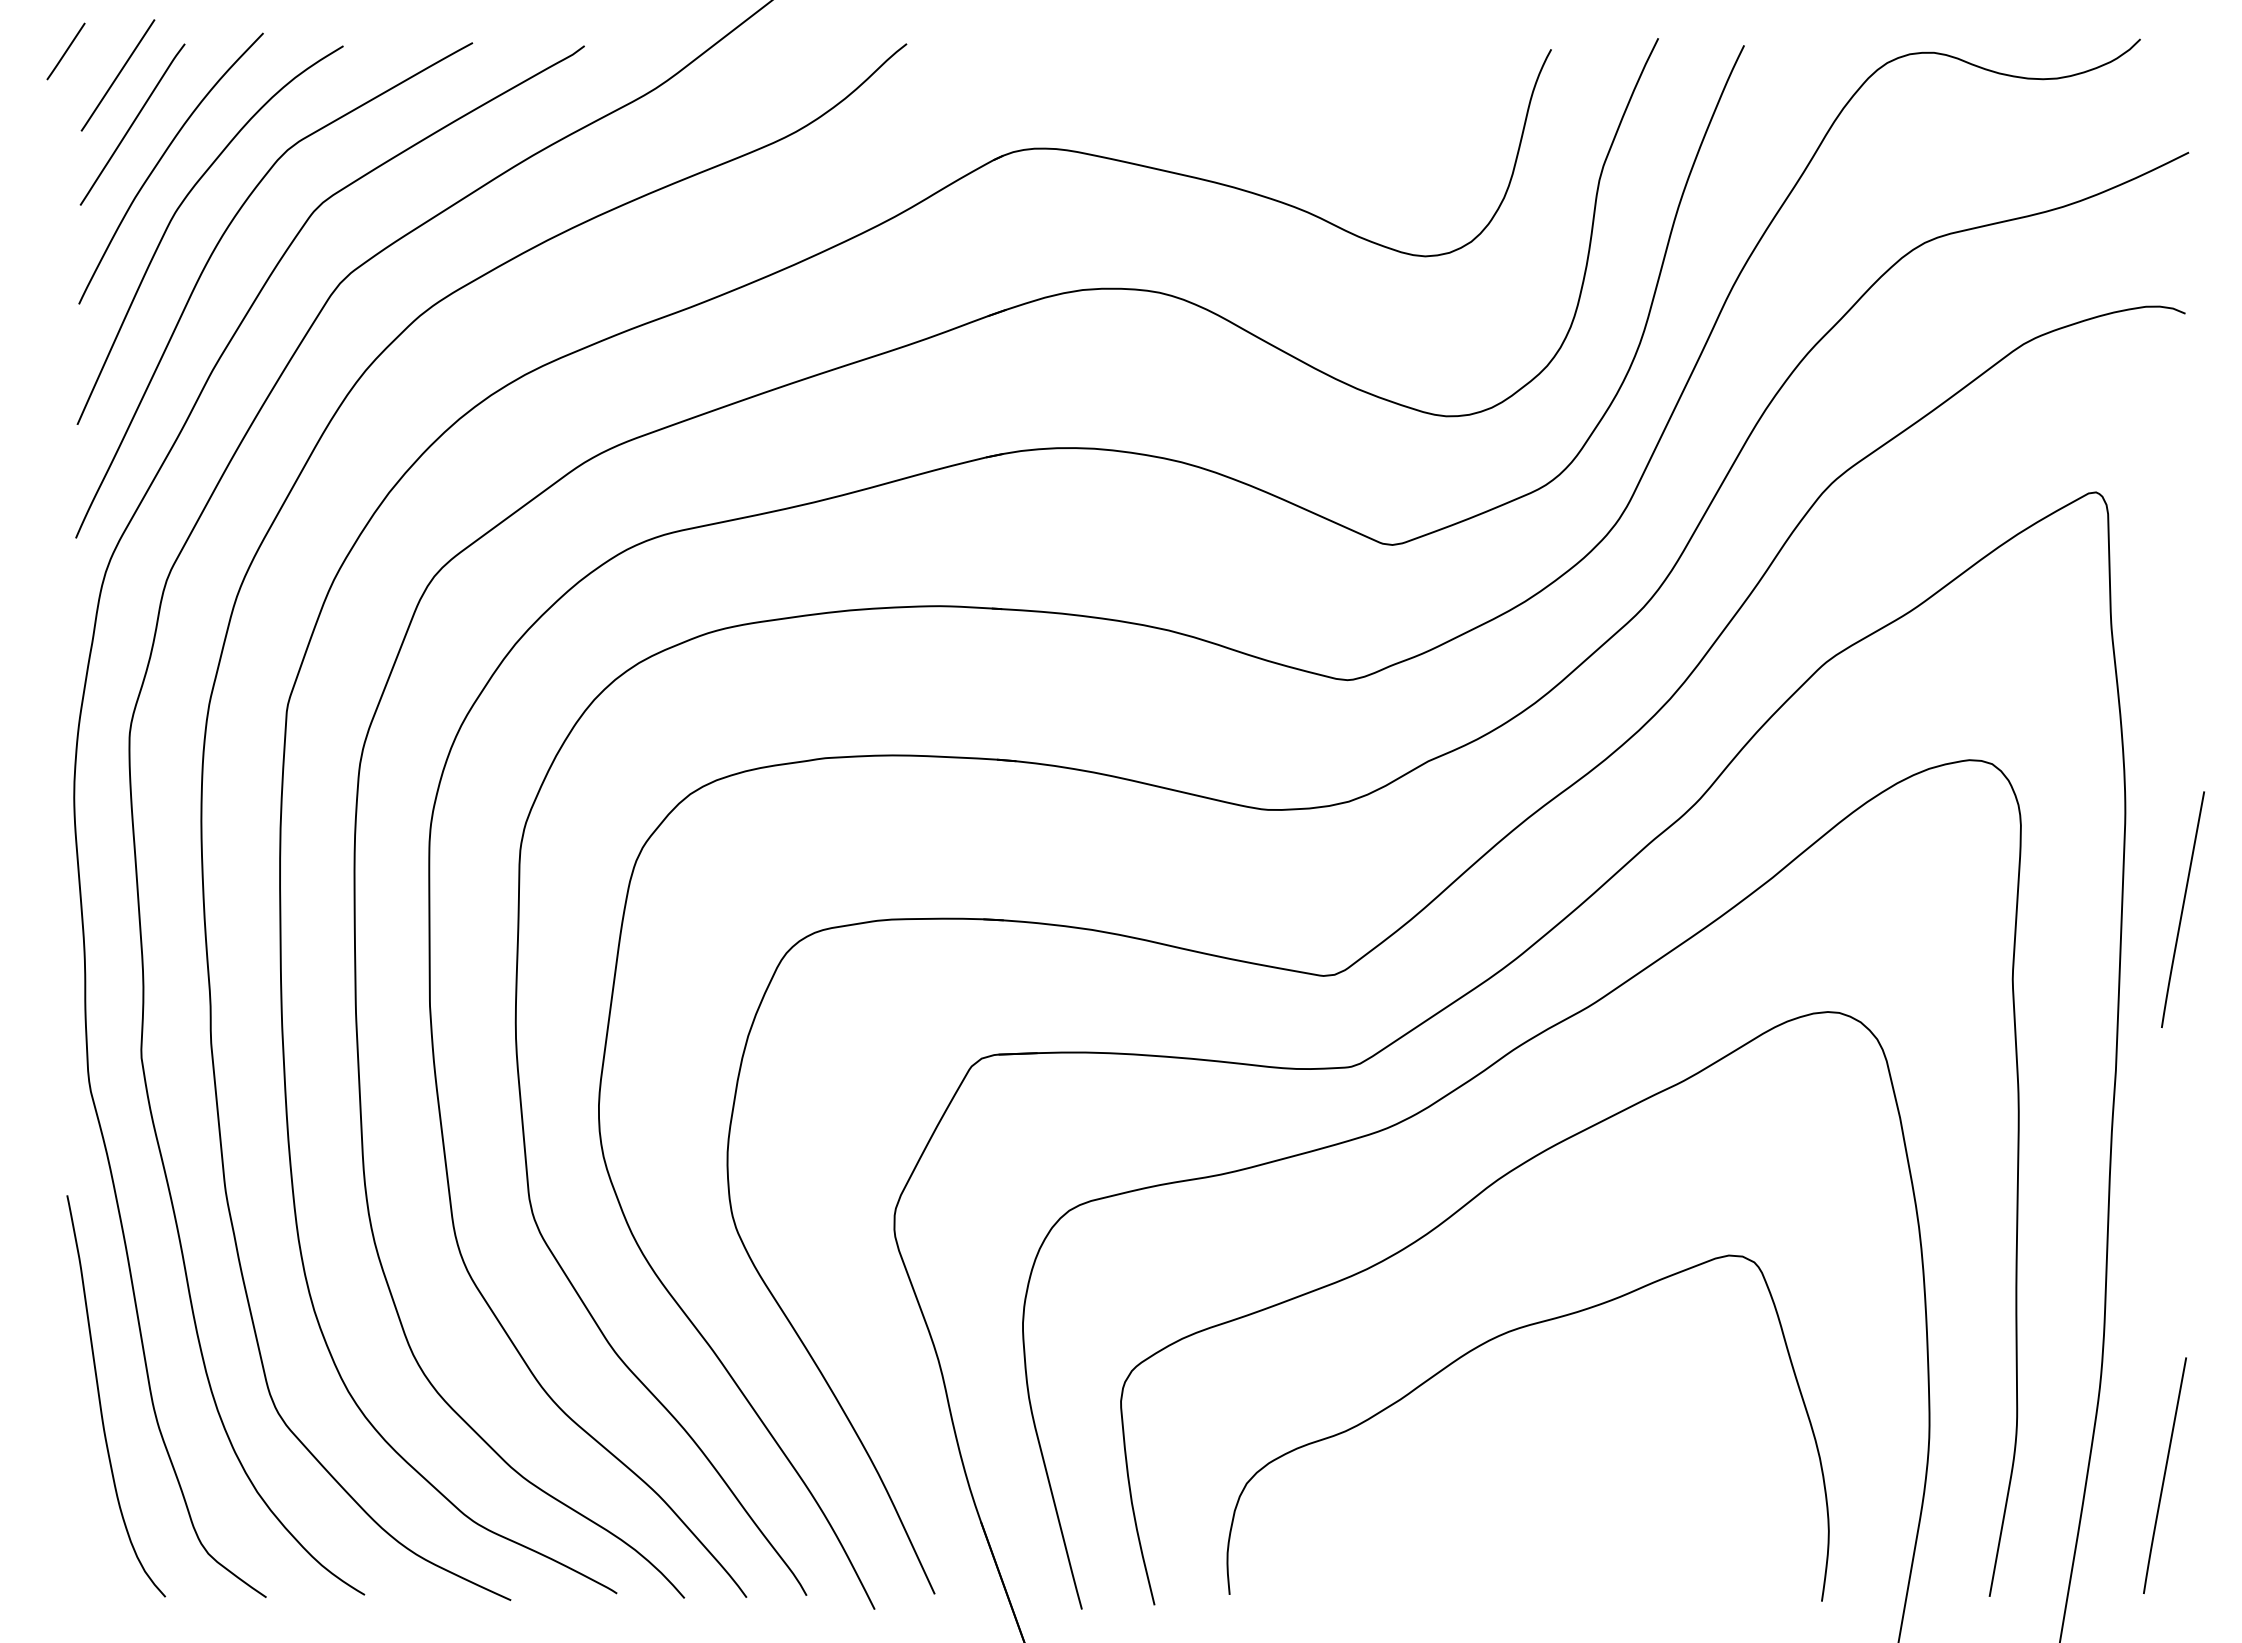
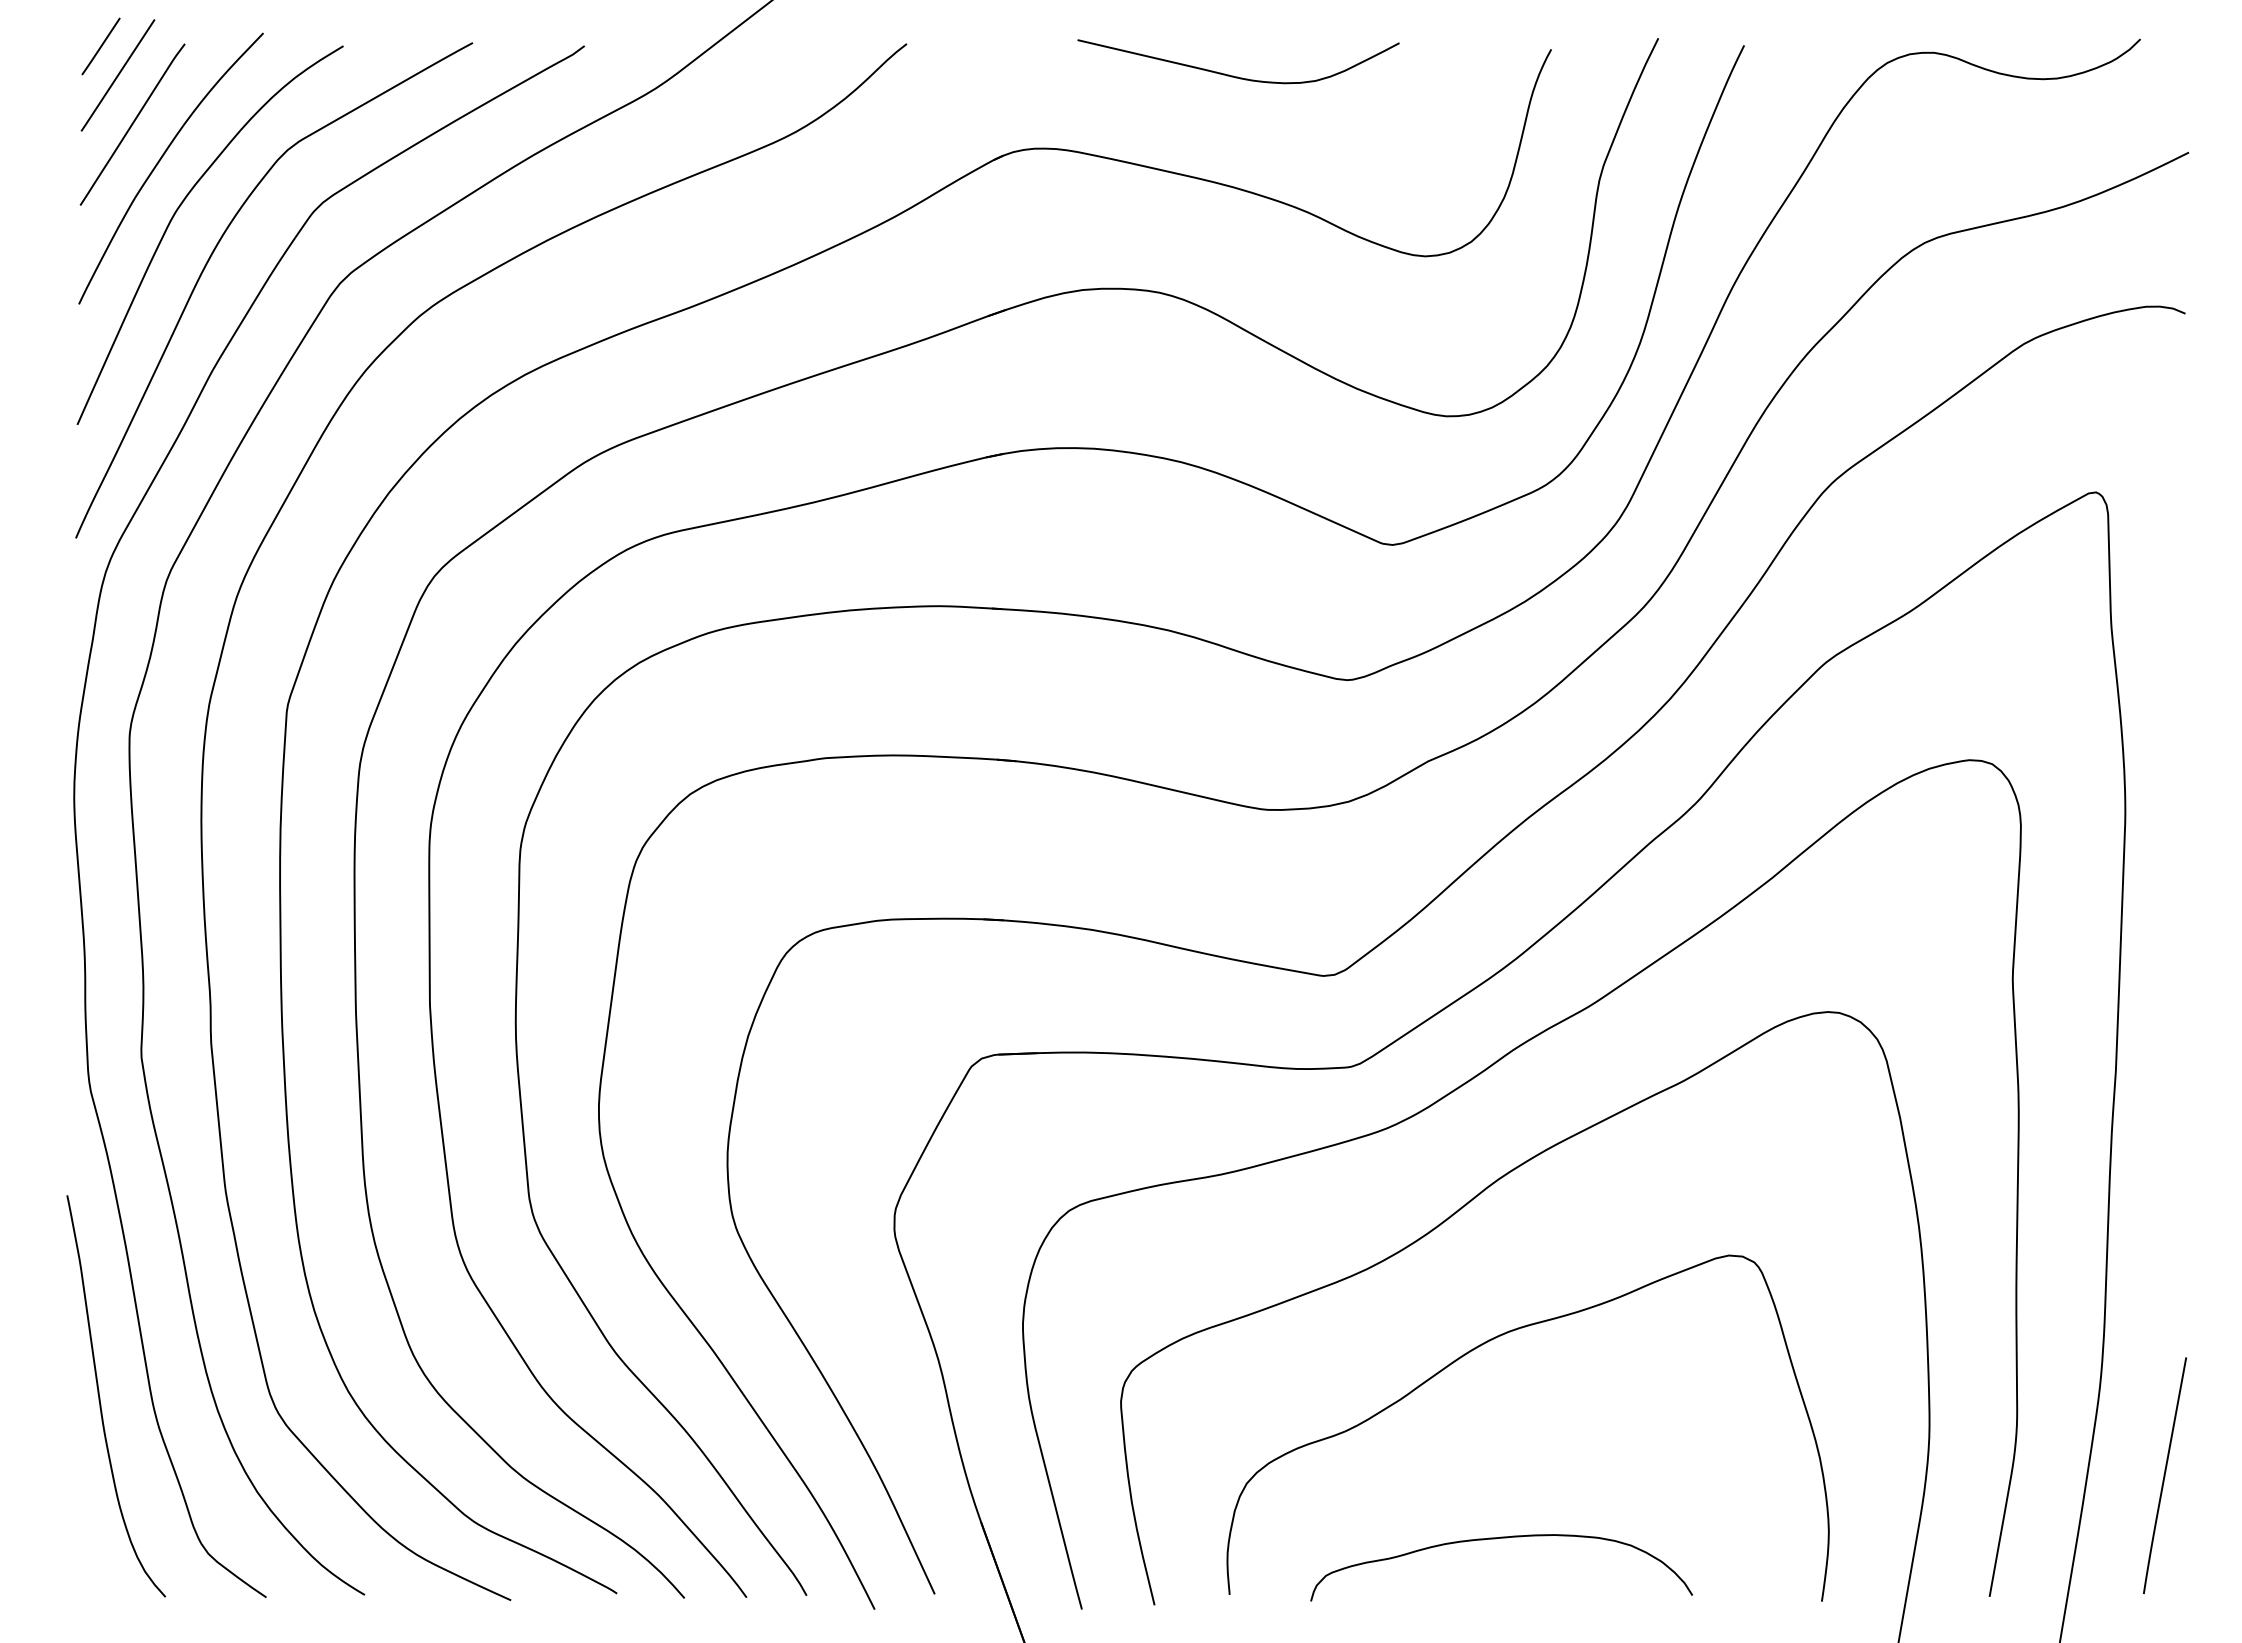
line position: (65, 51) -> (100, 46) (100, 46)
curve: none -> present (1233, 75)
line: present -> none (2182, 909)
curve: none -> present (1495, 1539)
